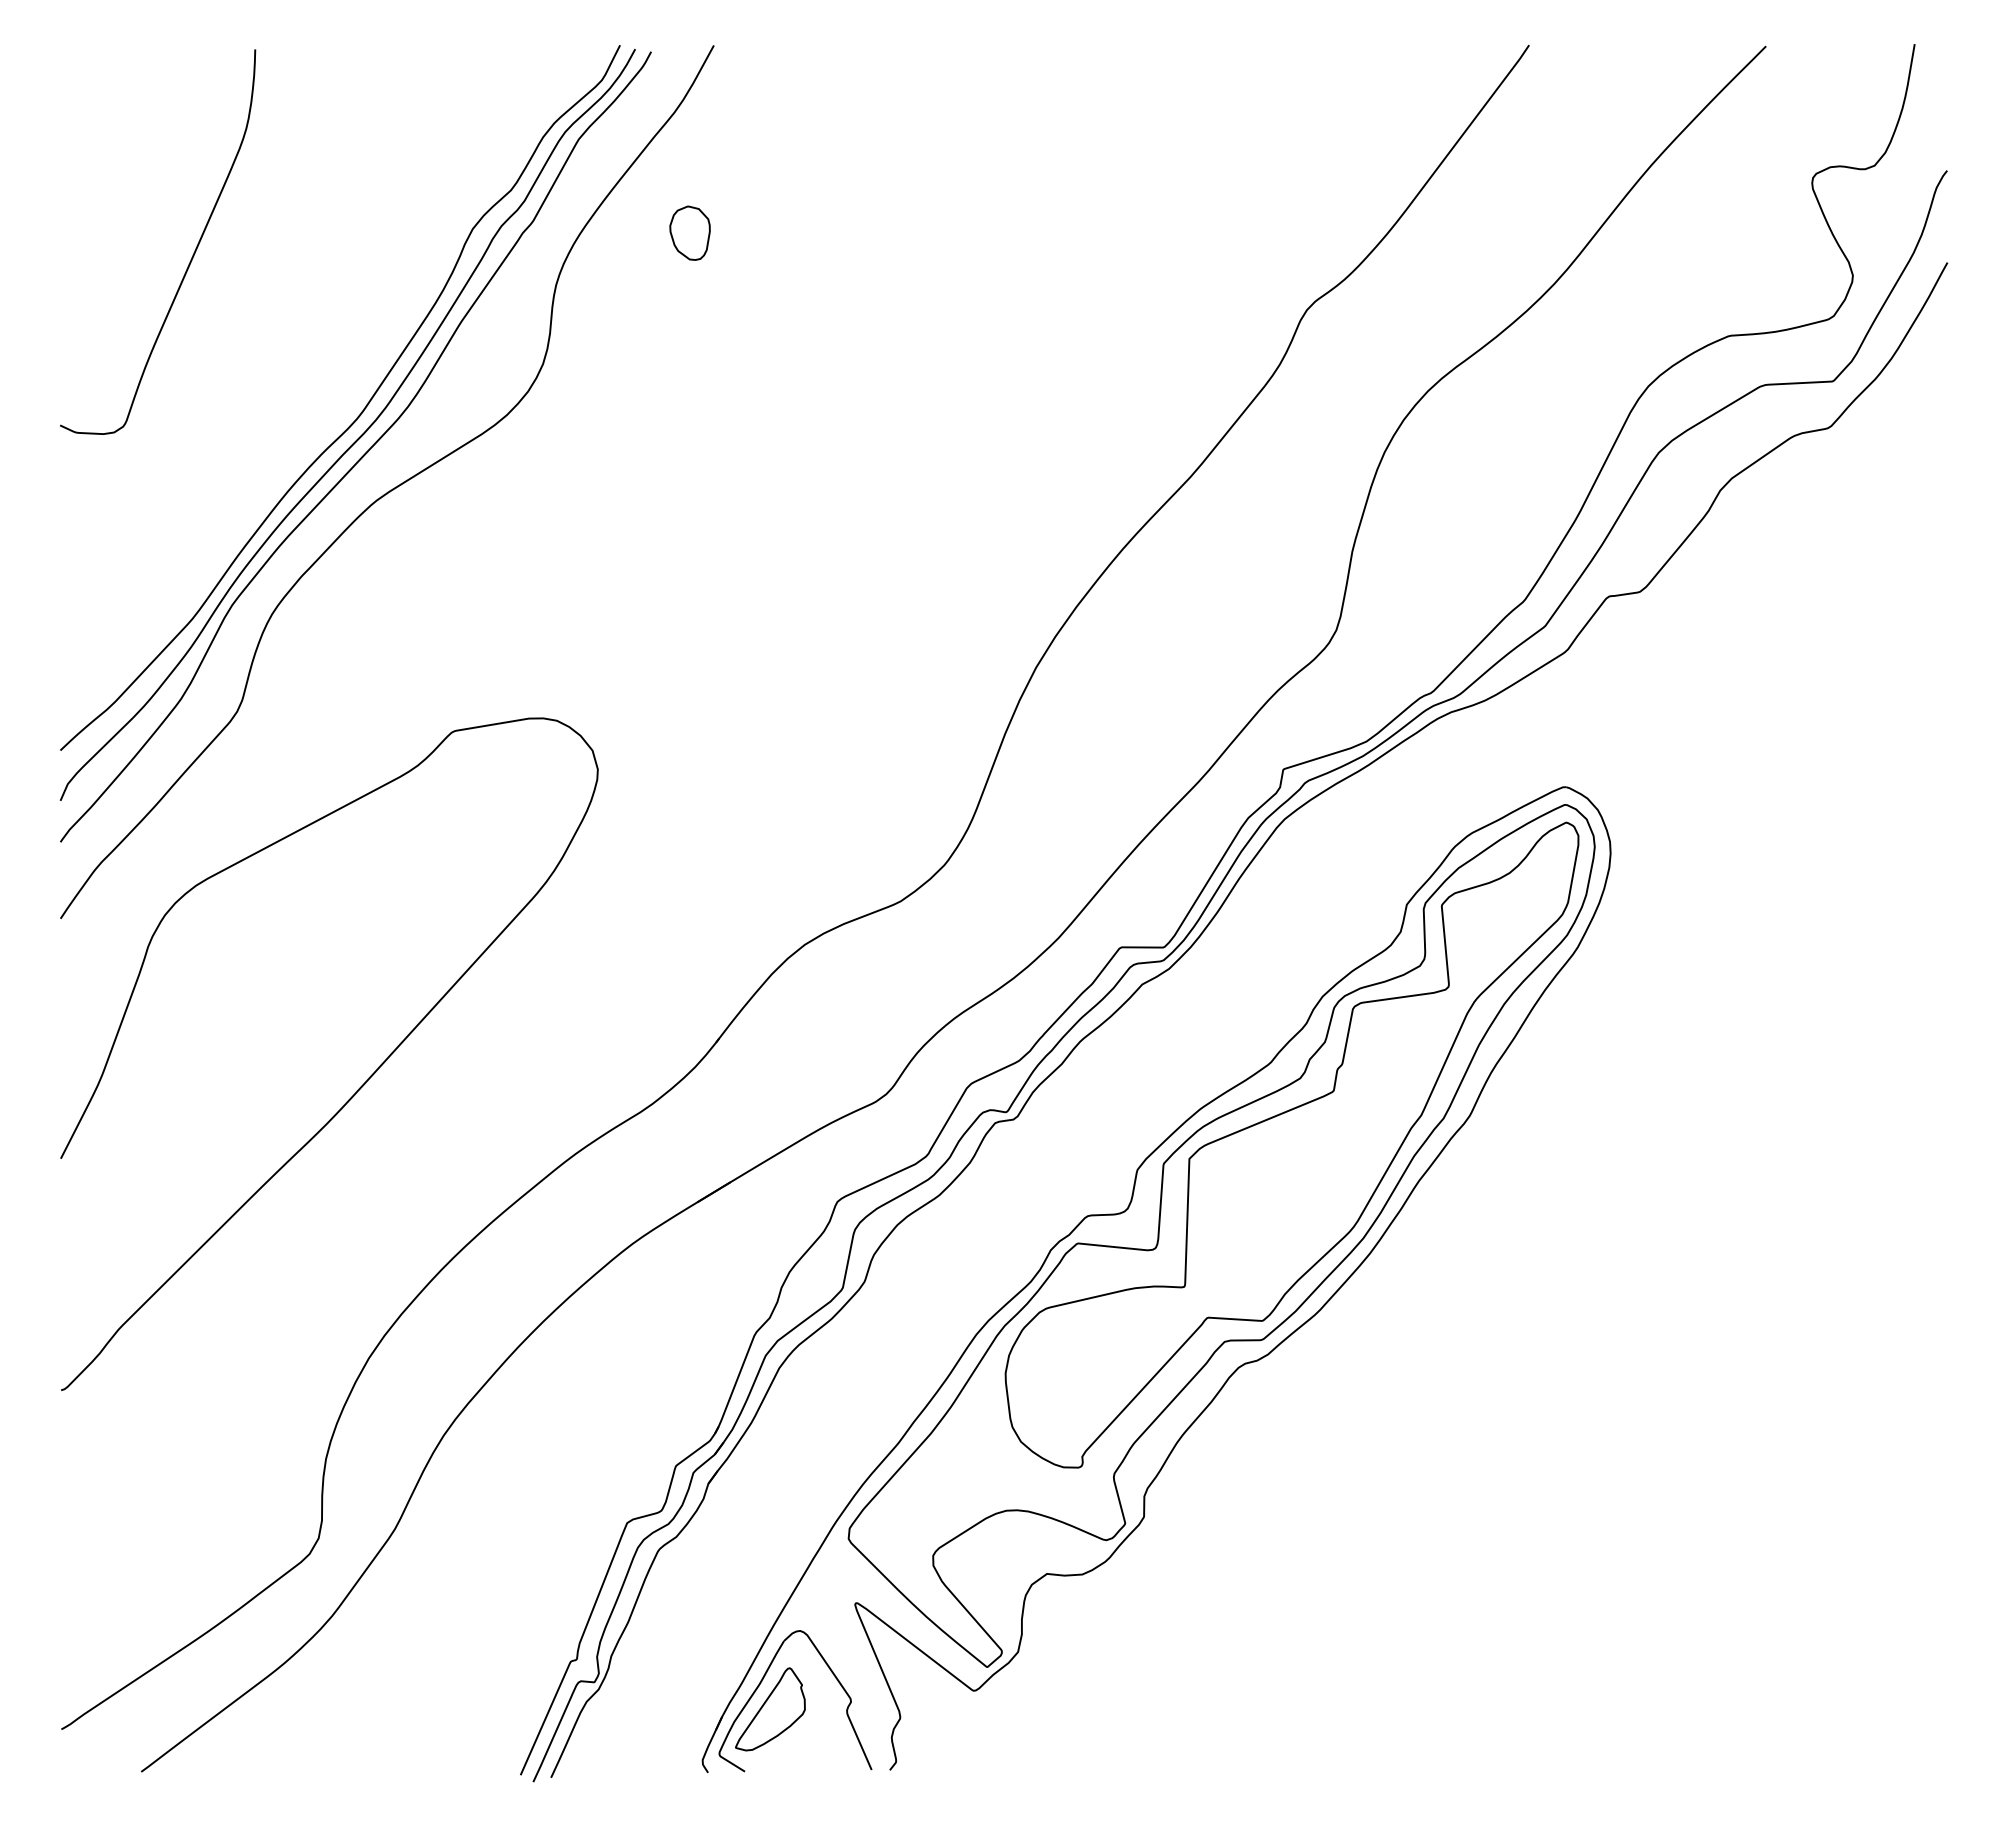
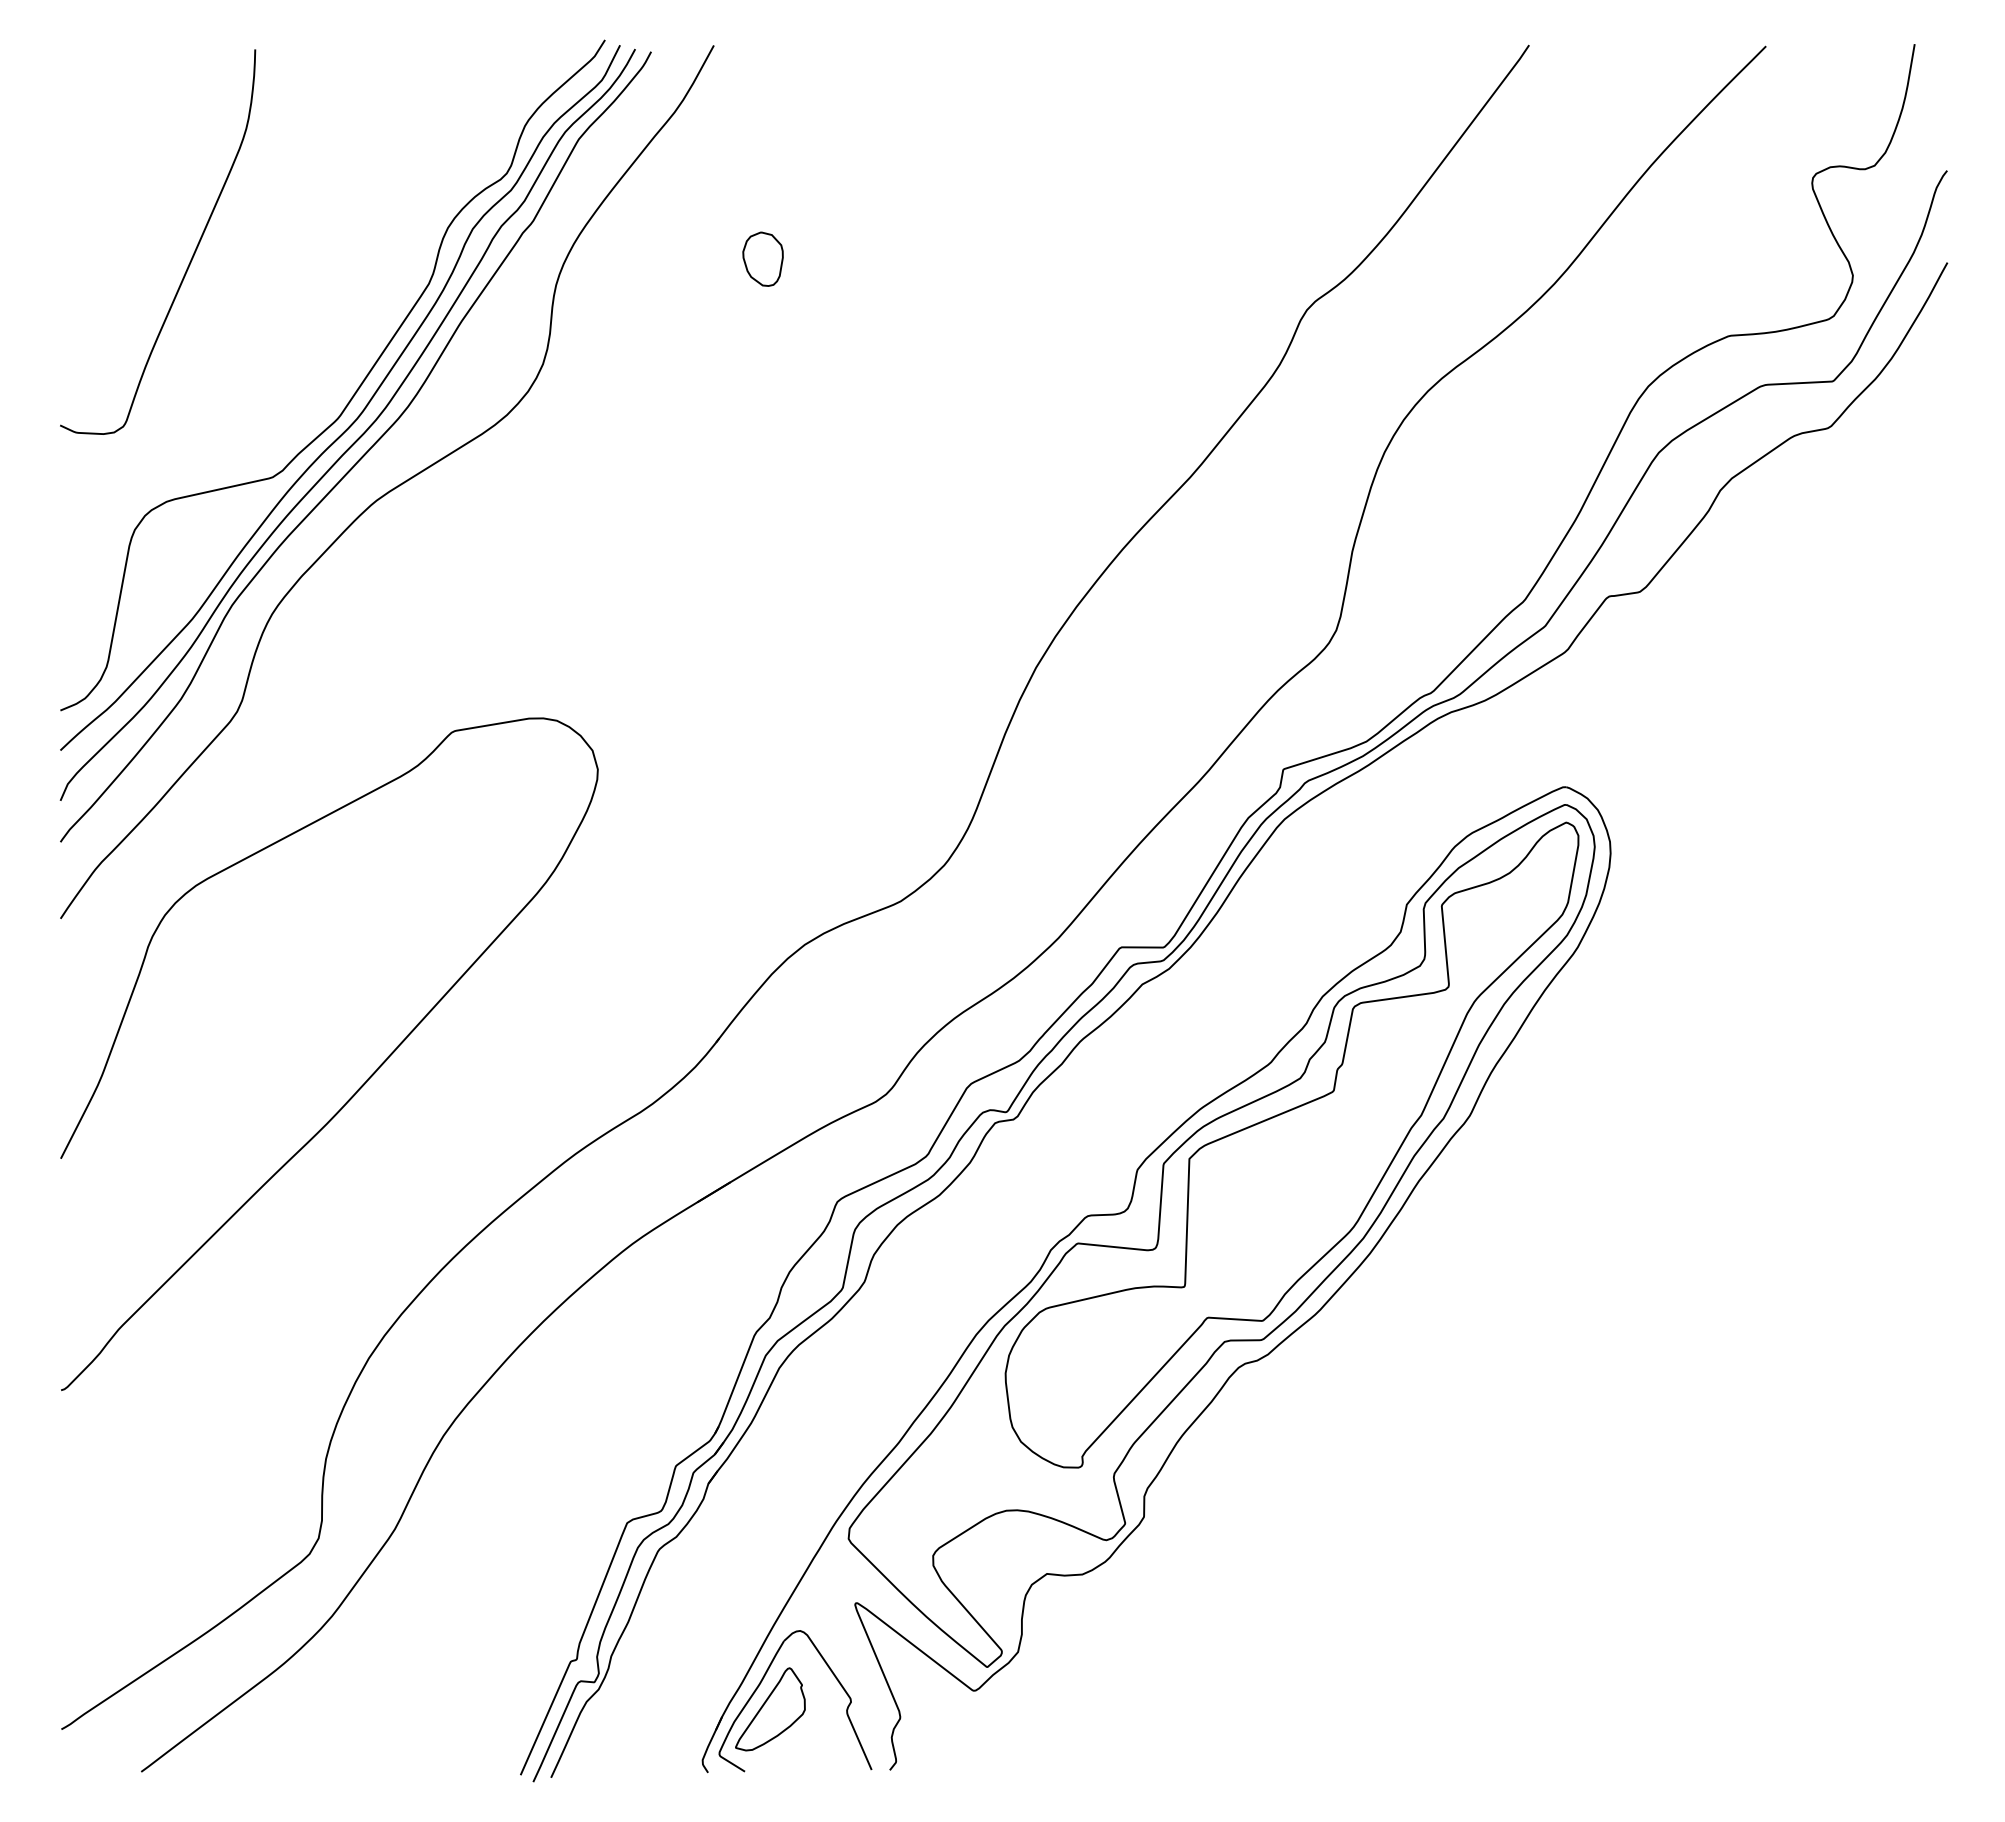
part position: (689, 232) -> (762, 258) (762, 258)
curve: none -> present (356, 389)
